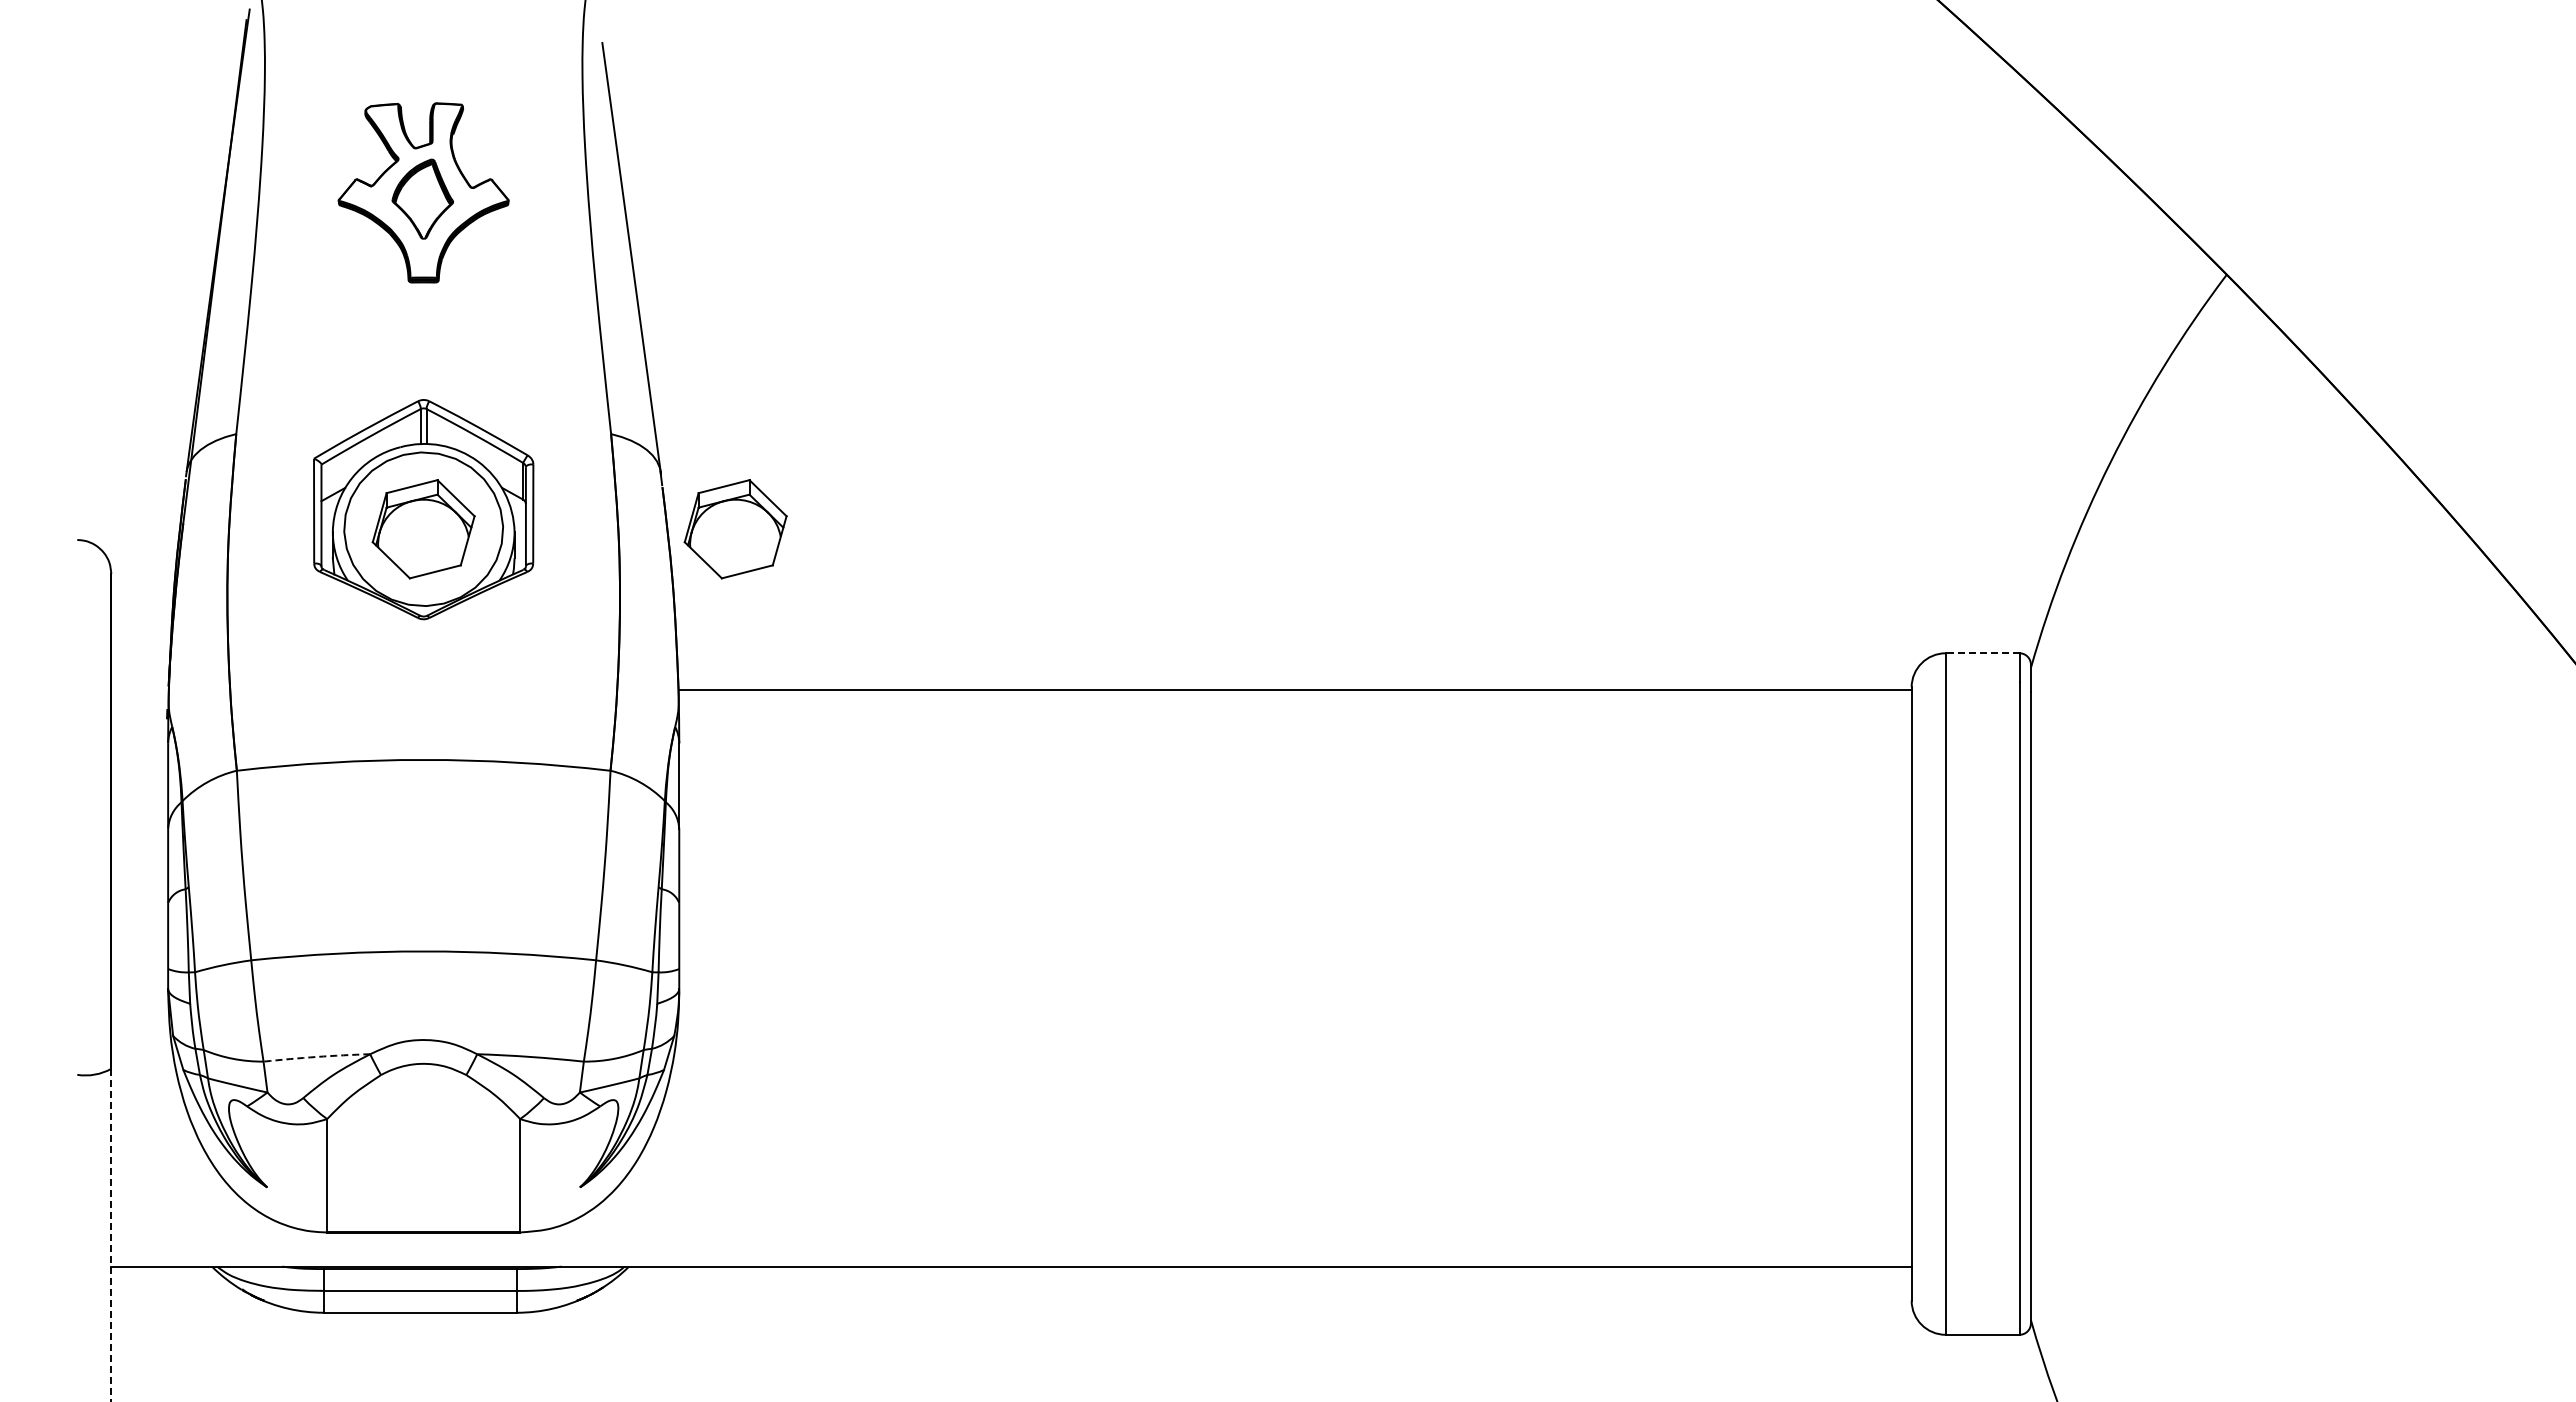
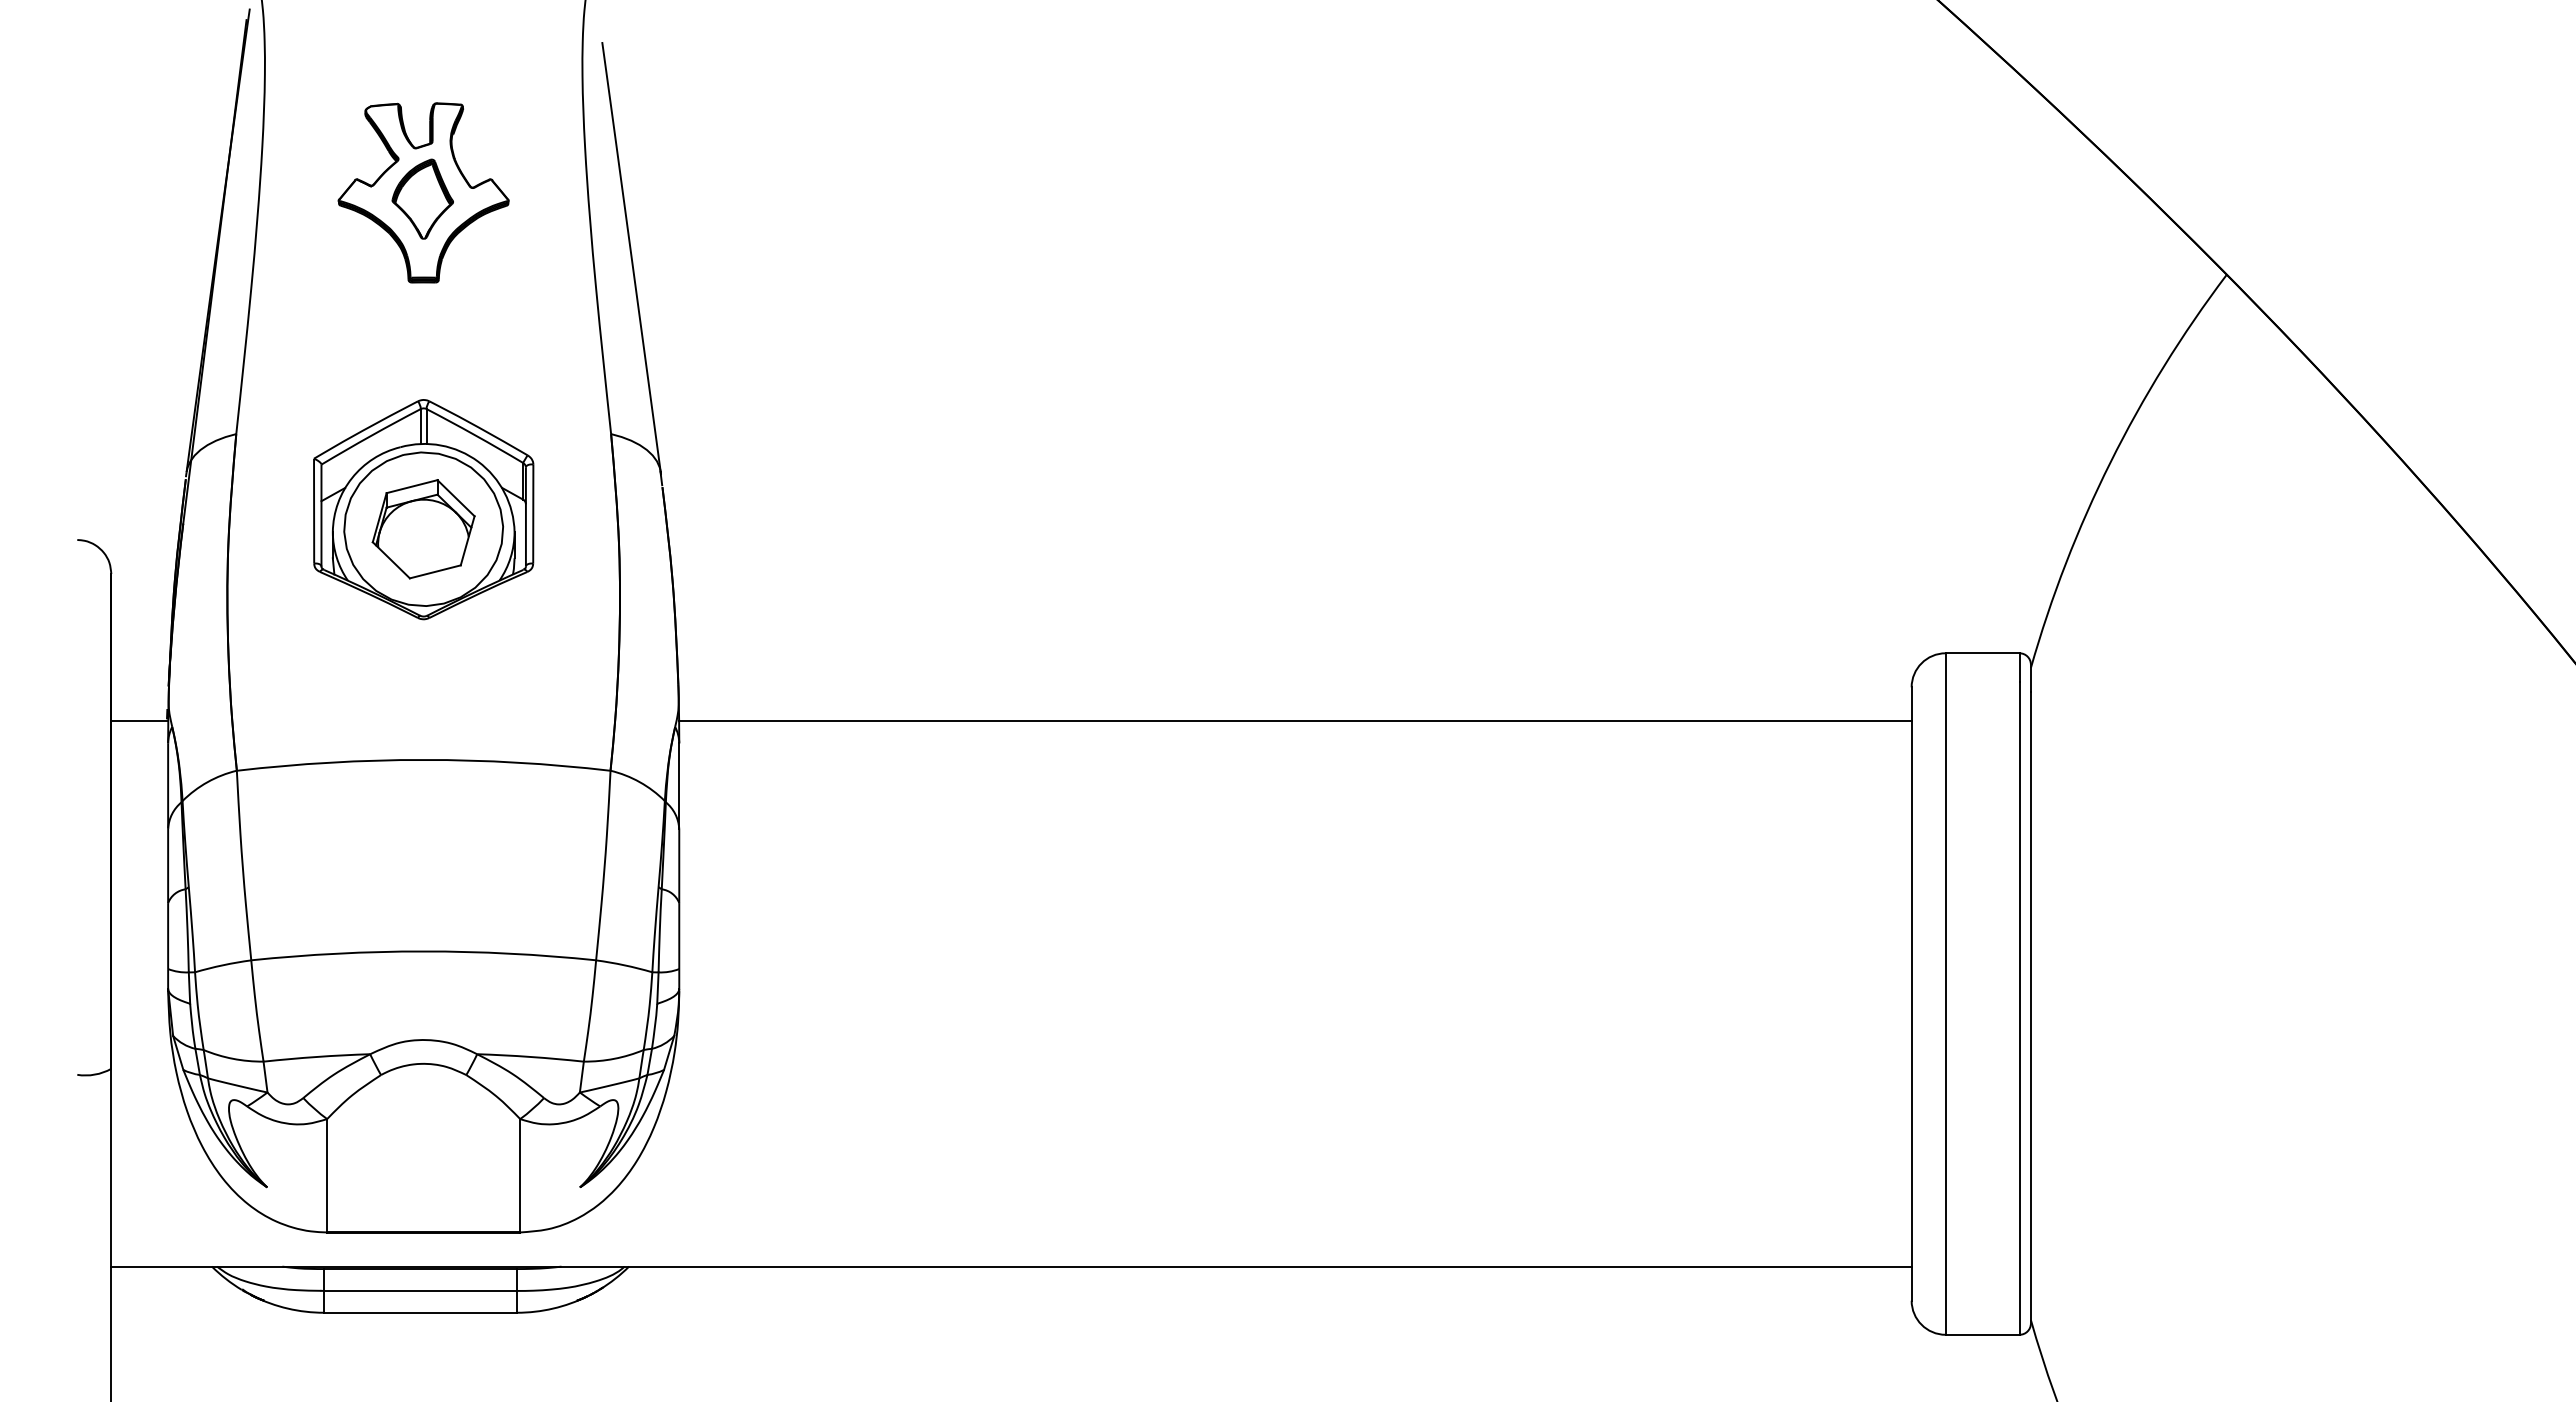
part: present -> none (735, 529)
line: dashed -> solid (1982, 653)
line position: (1295, 690) -> (1295, 721) (1295, 721)
line: none -> present (139, 721)
arc: dashed -> solid (316, 1056)
line: dashed -> solid (111, 1235)
